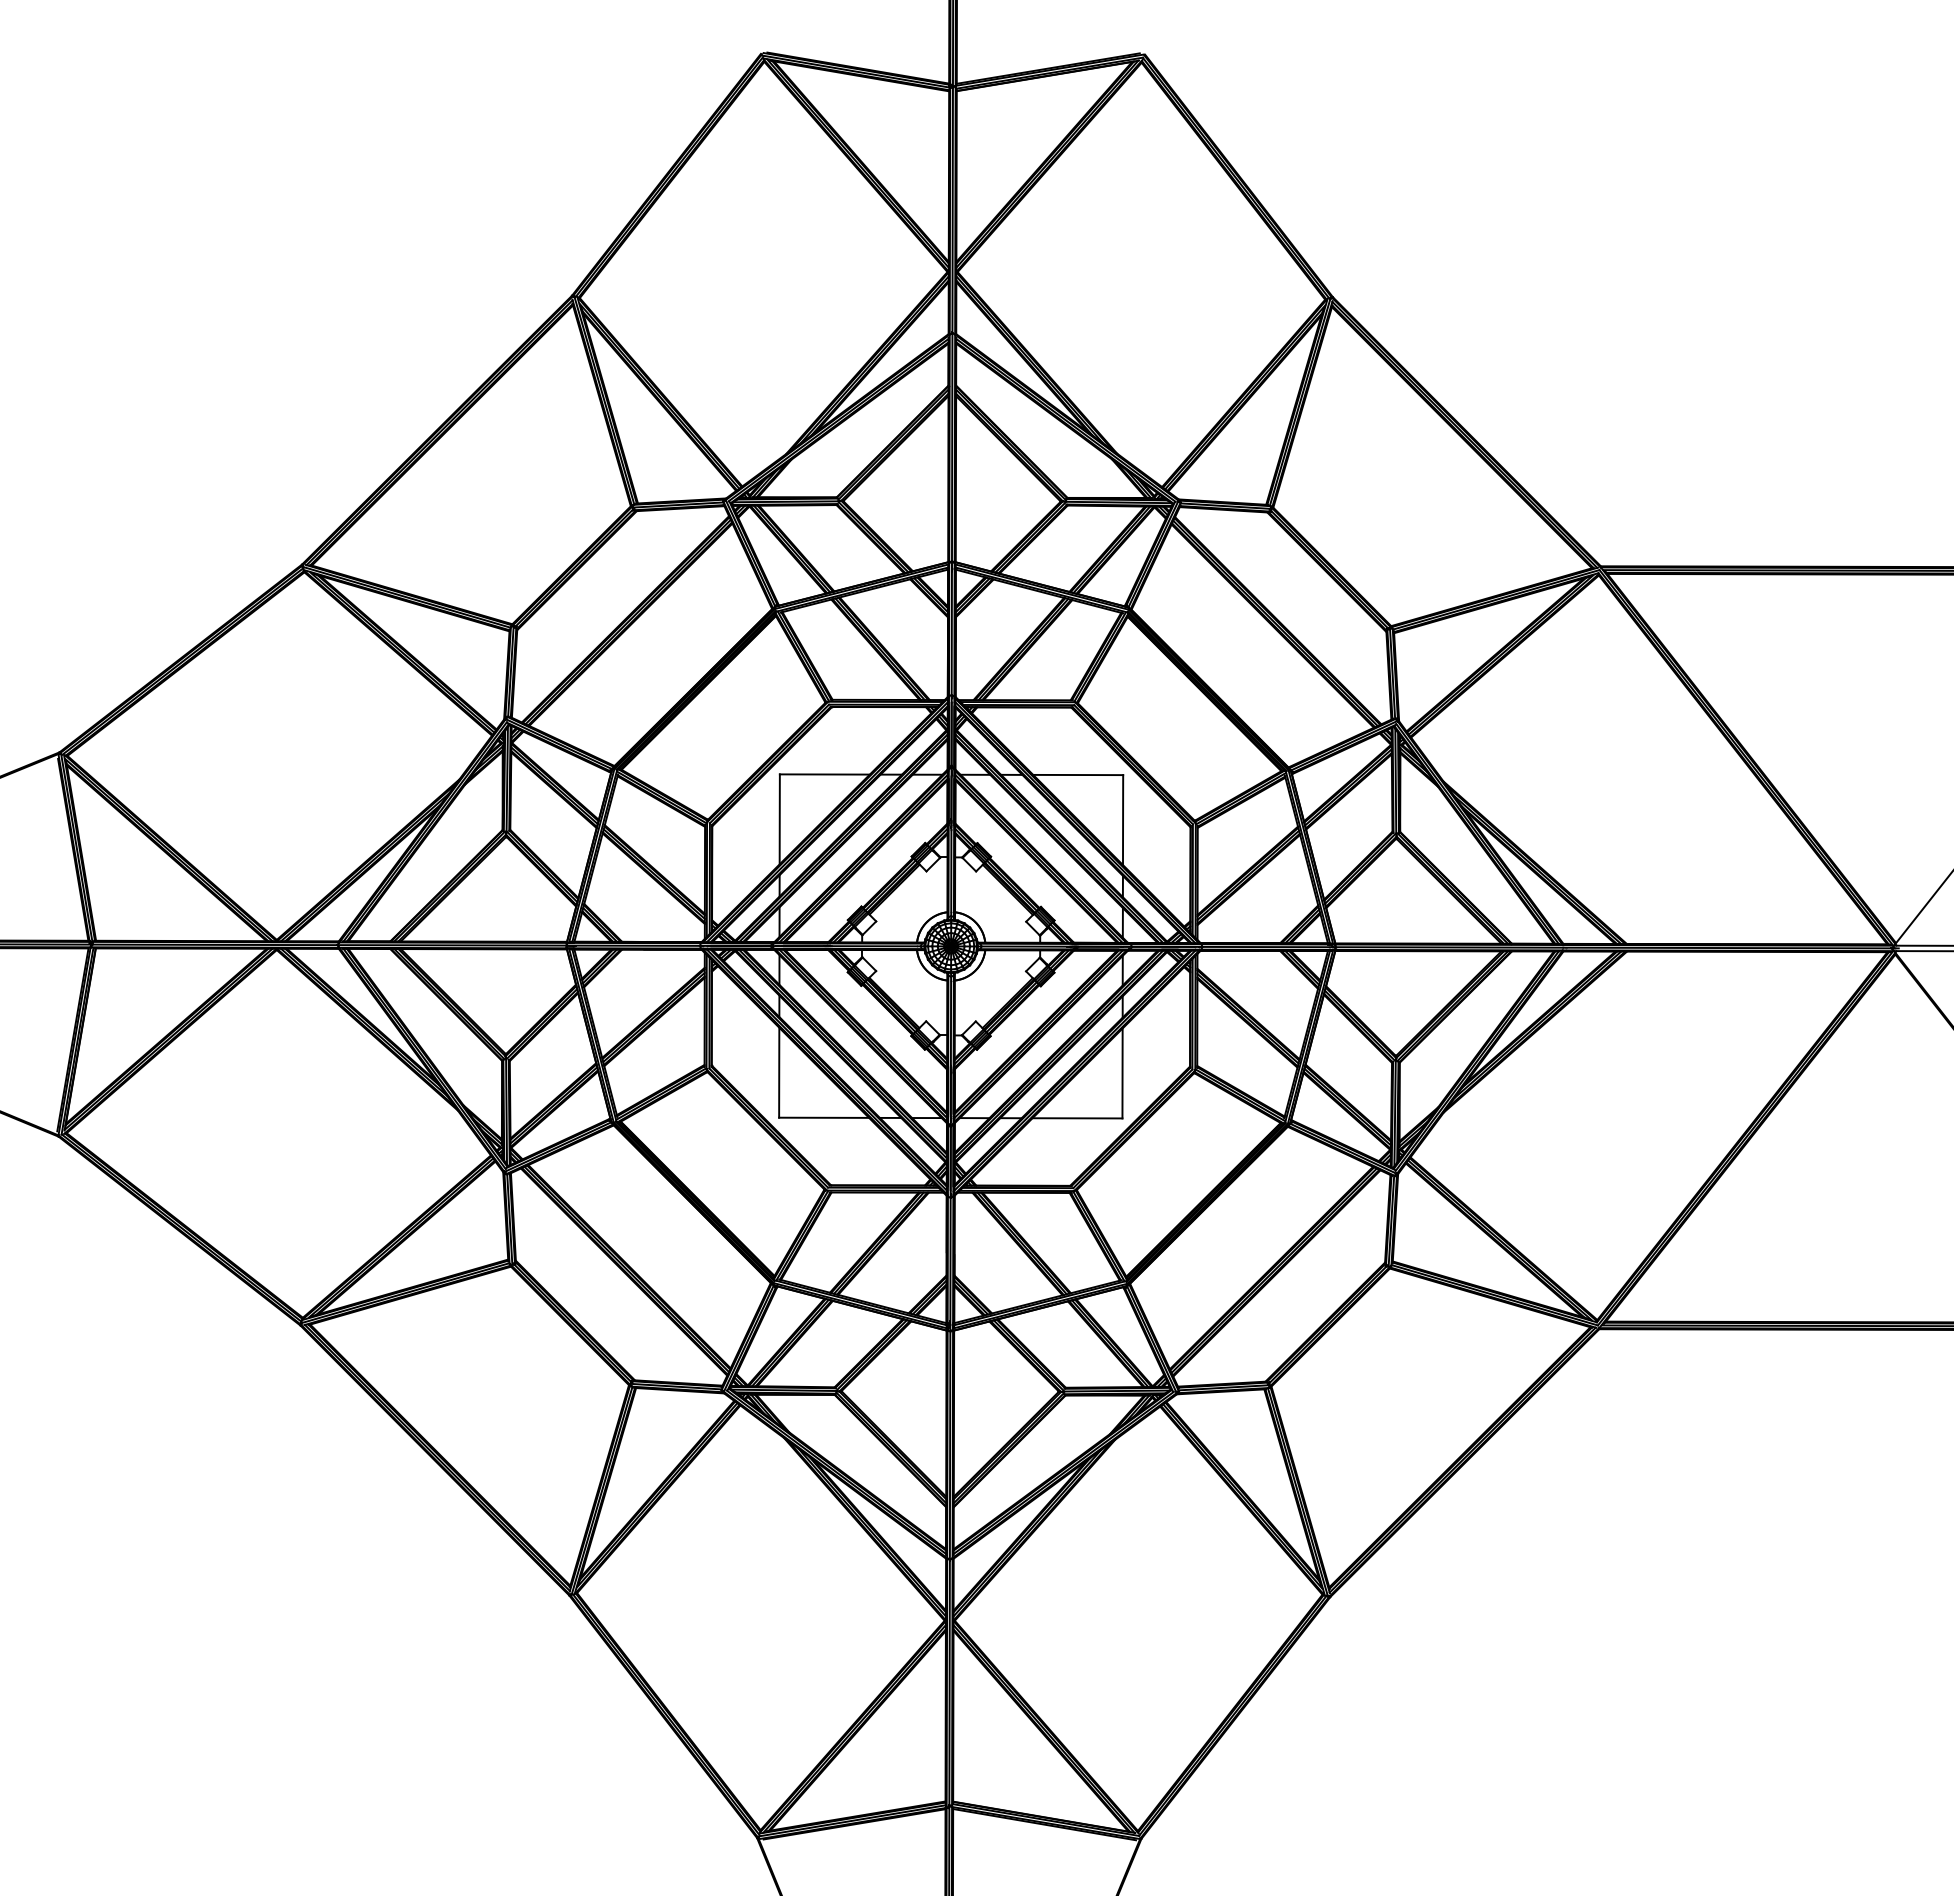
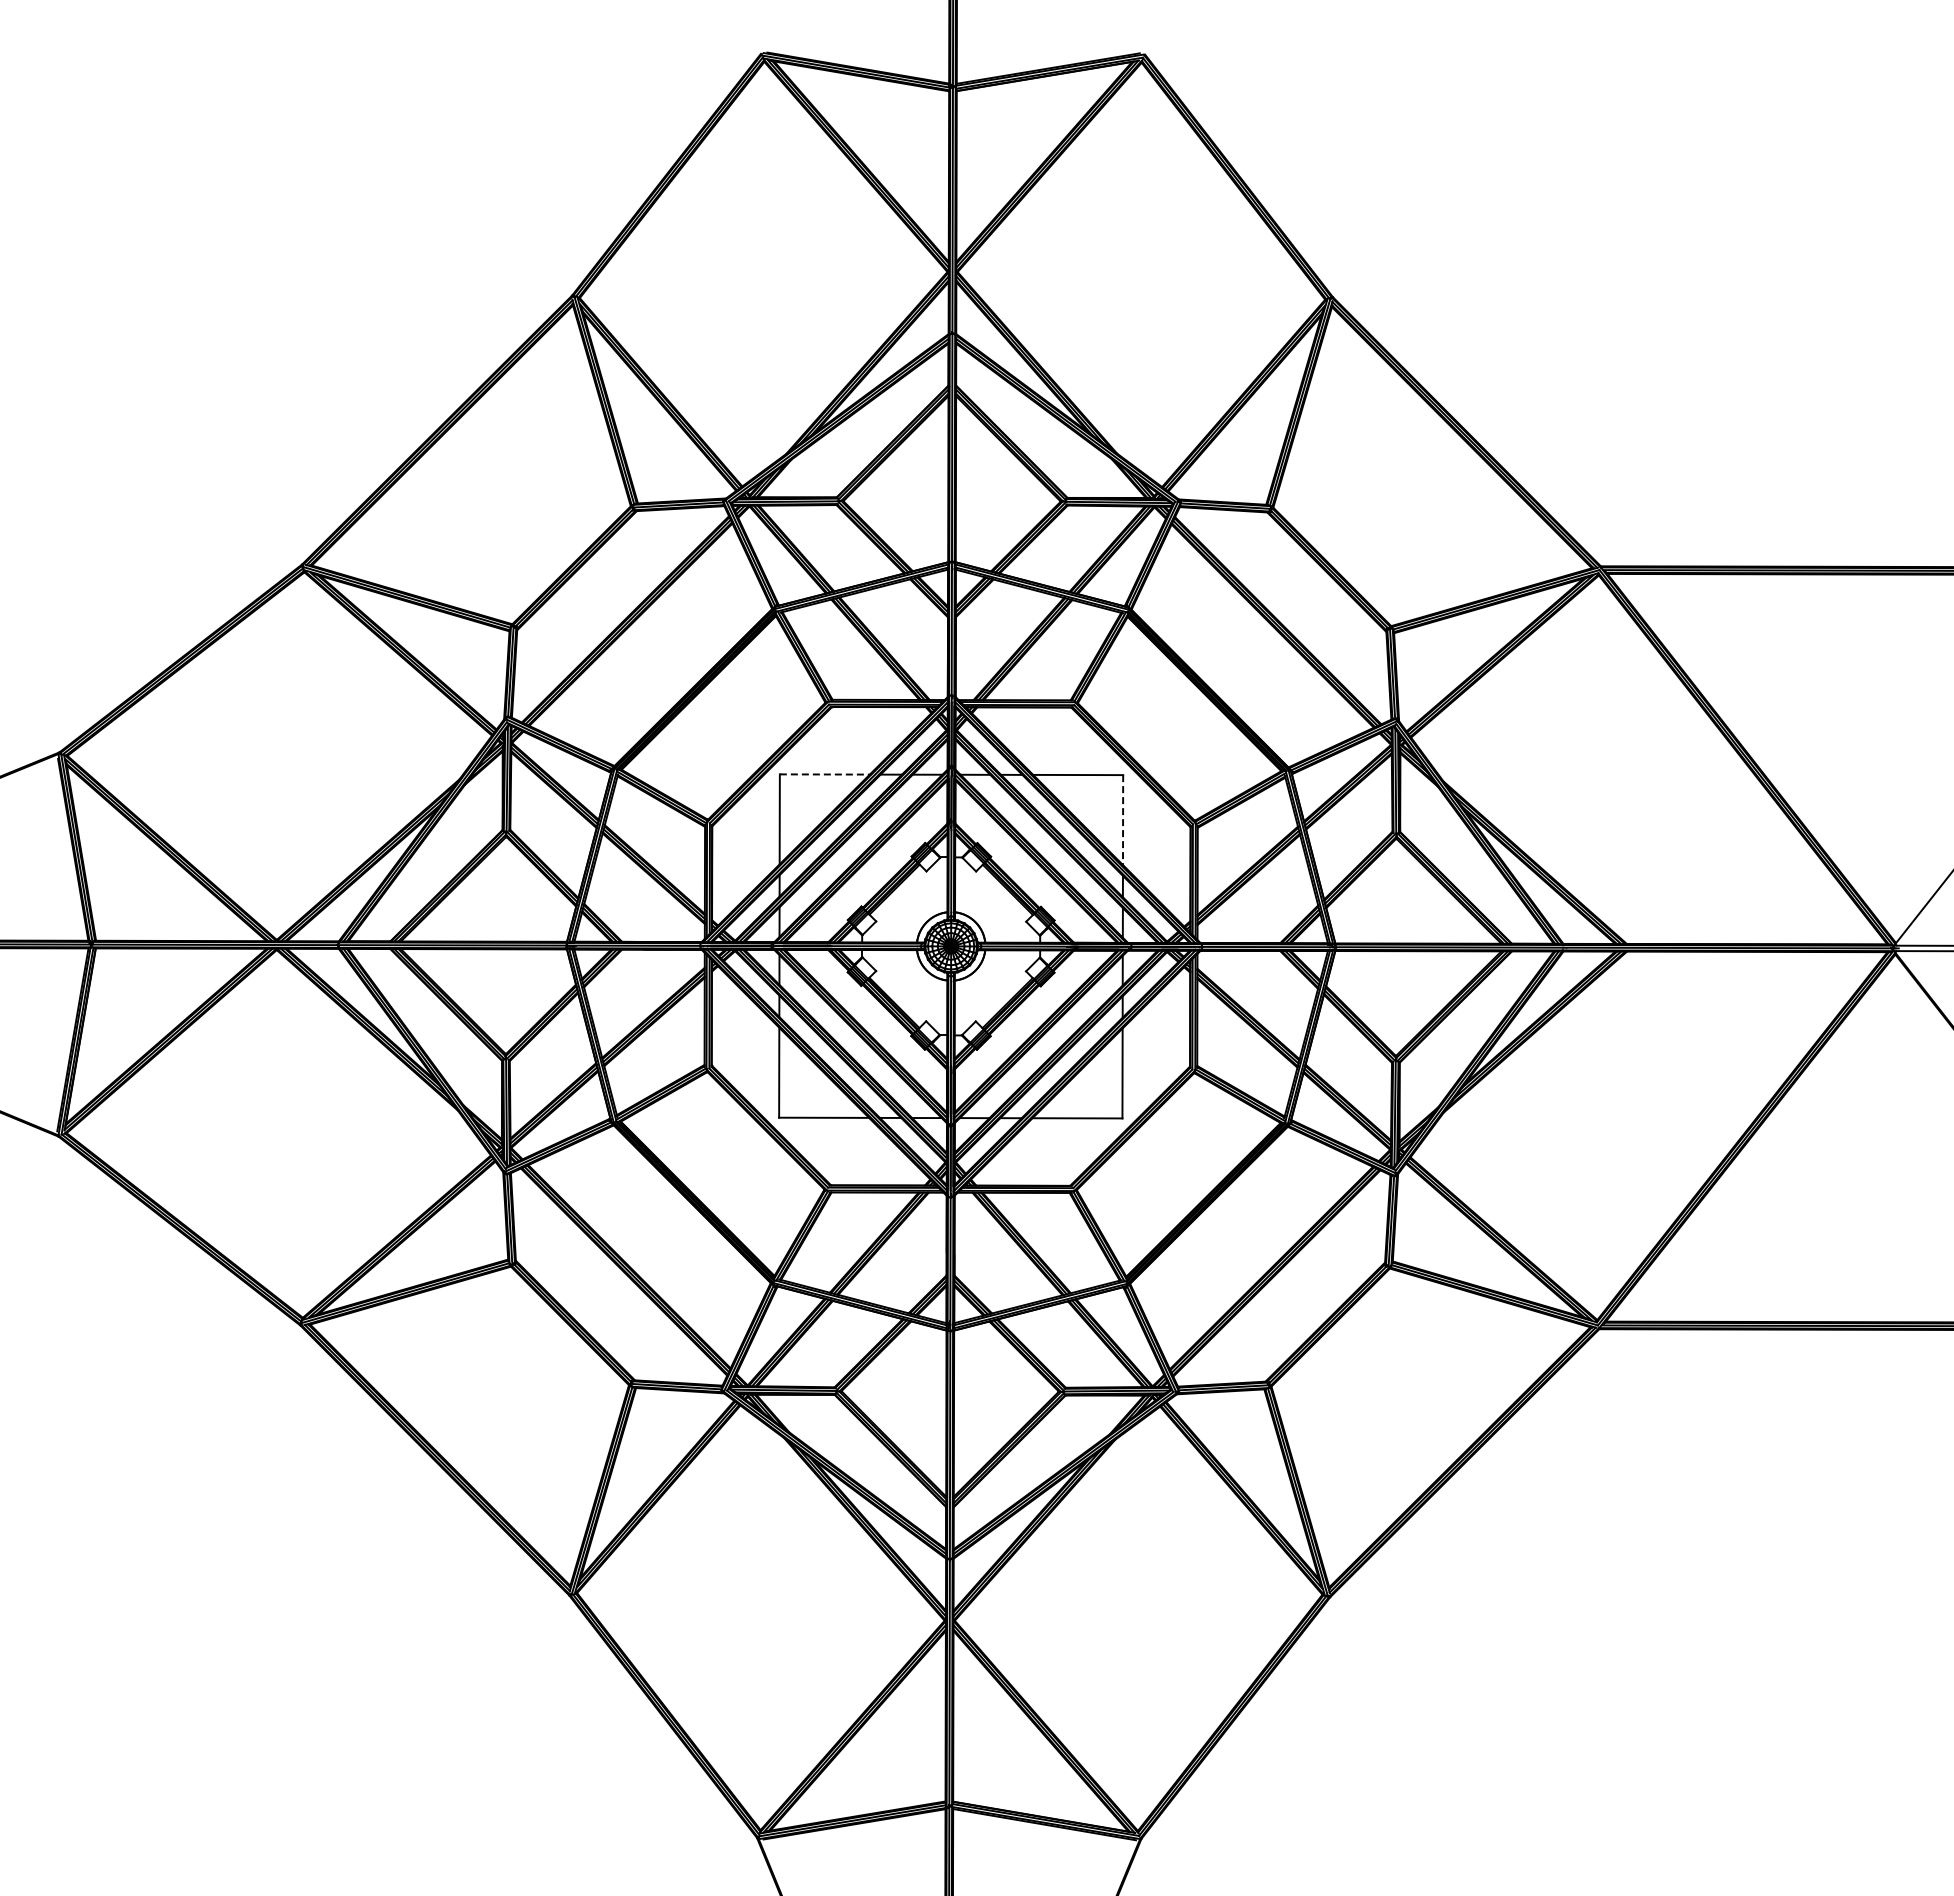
line: solid -> dashed (824, 774)
line: solid -> dashed (1123, 820)
